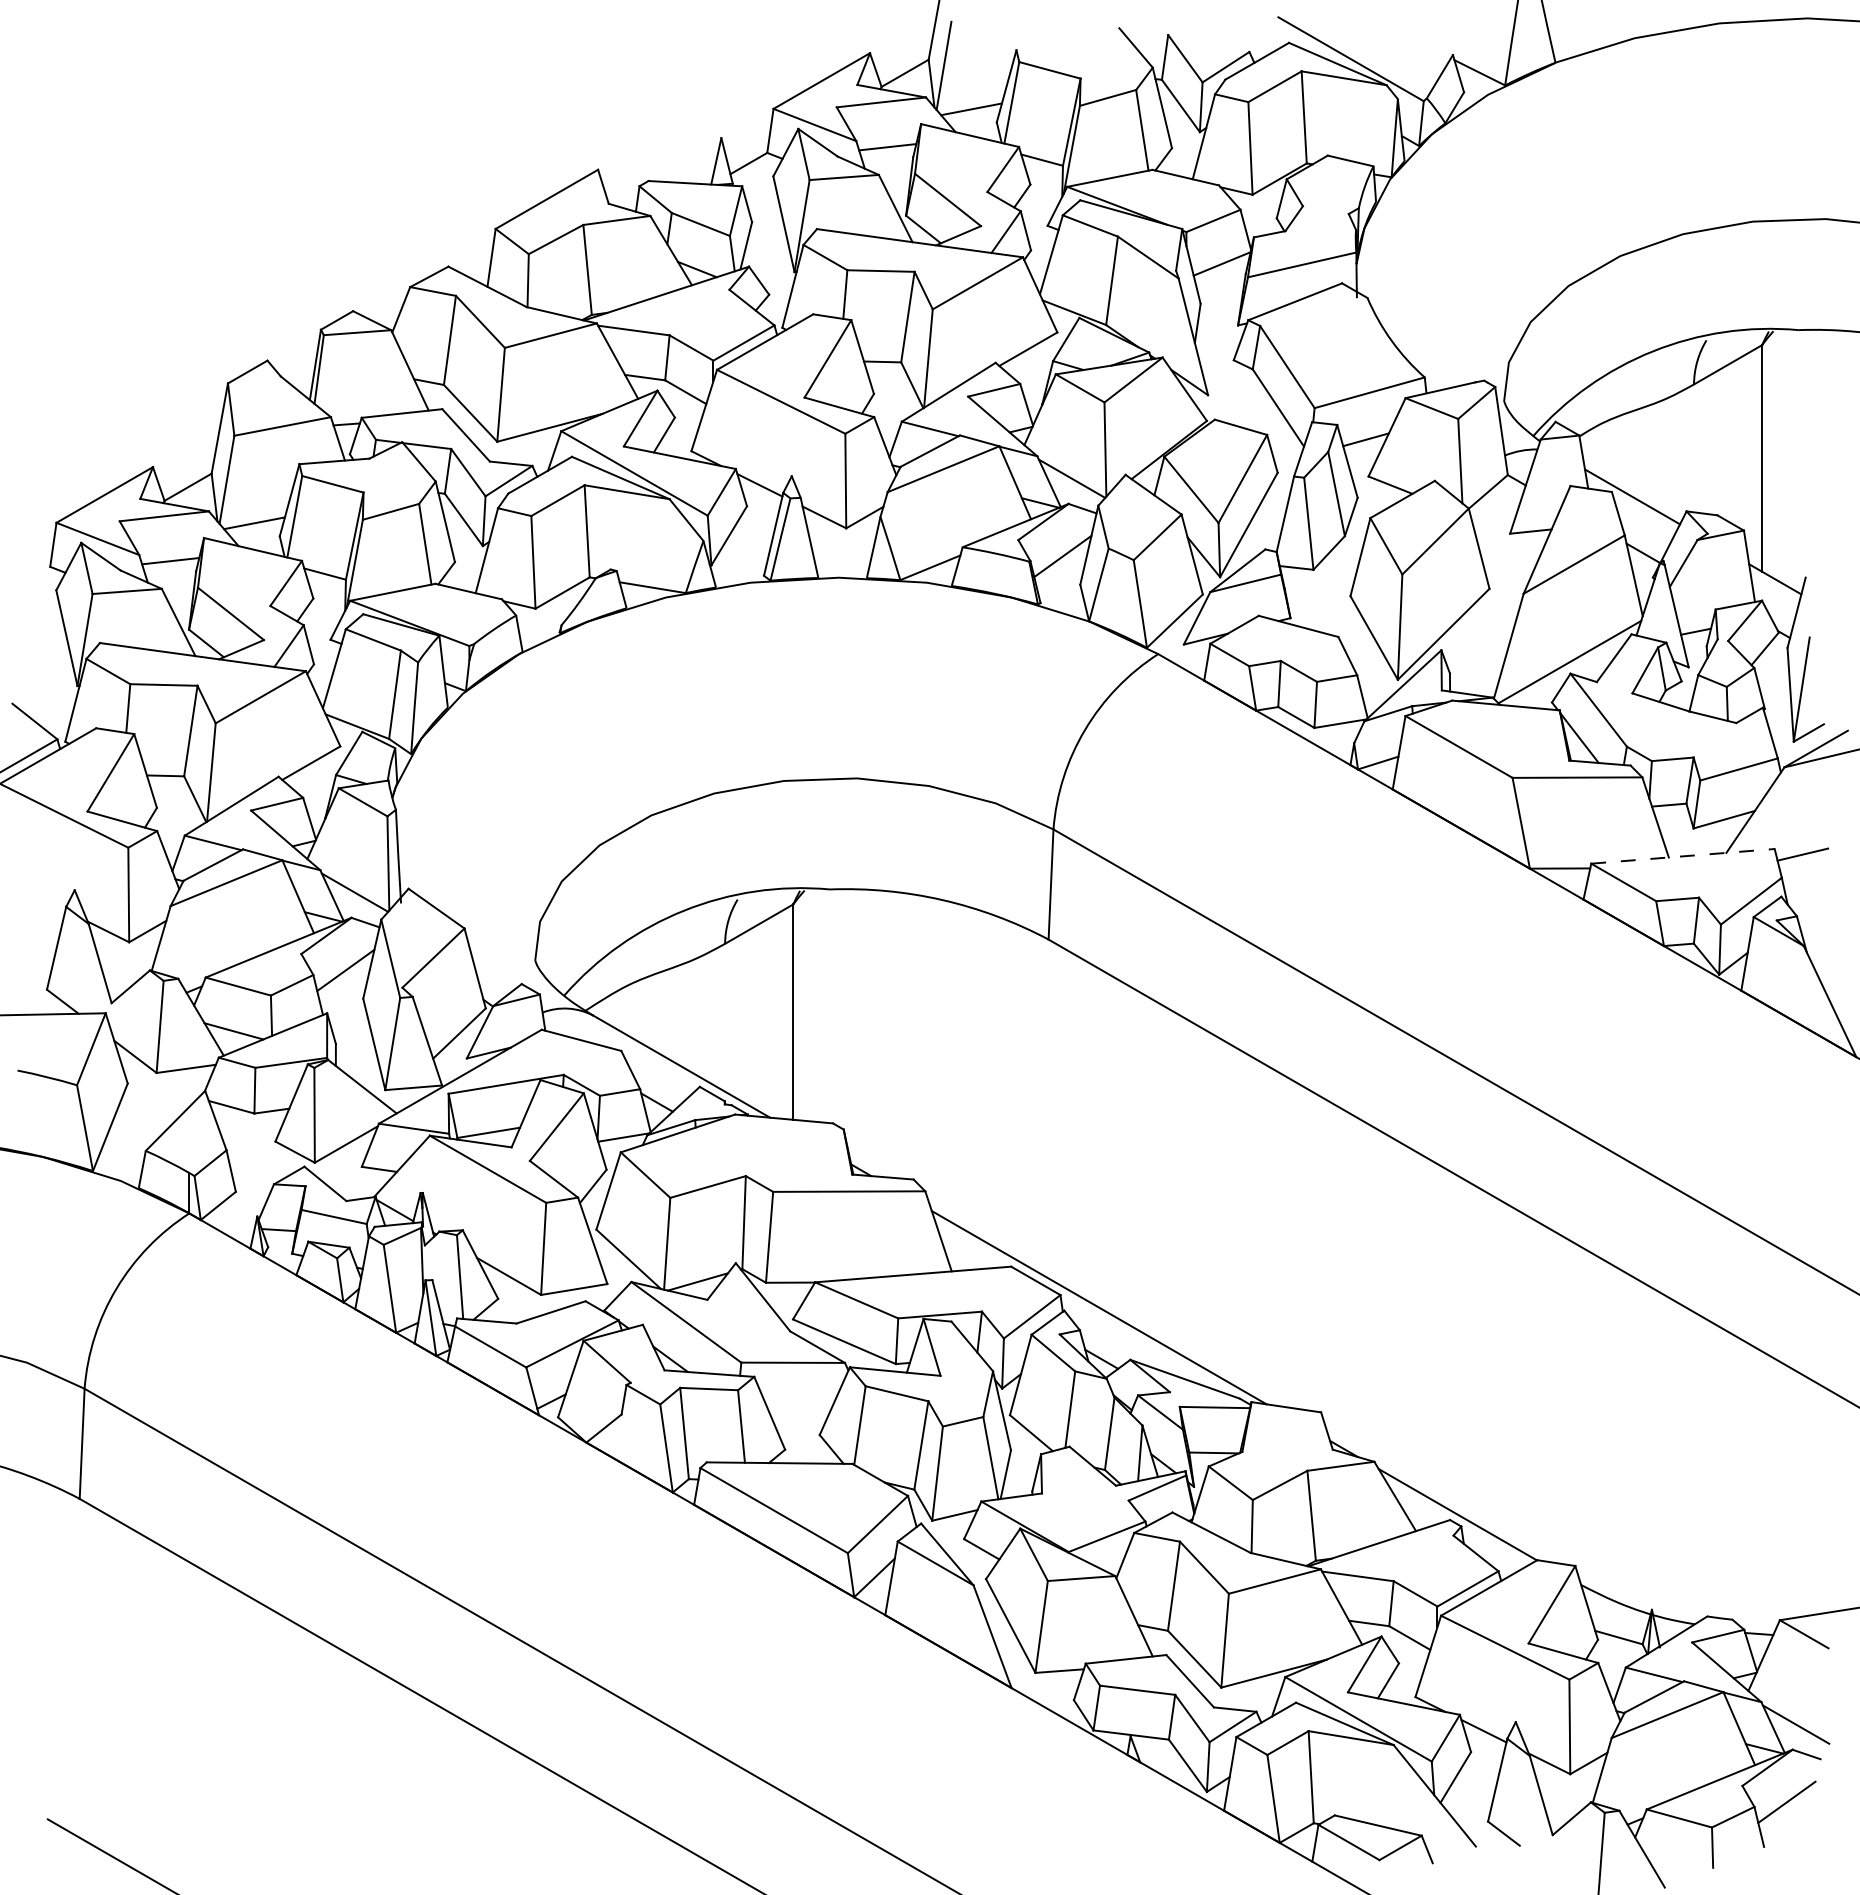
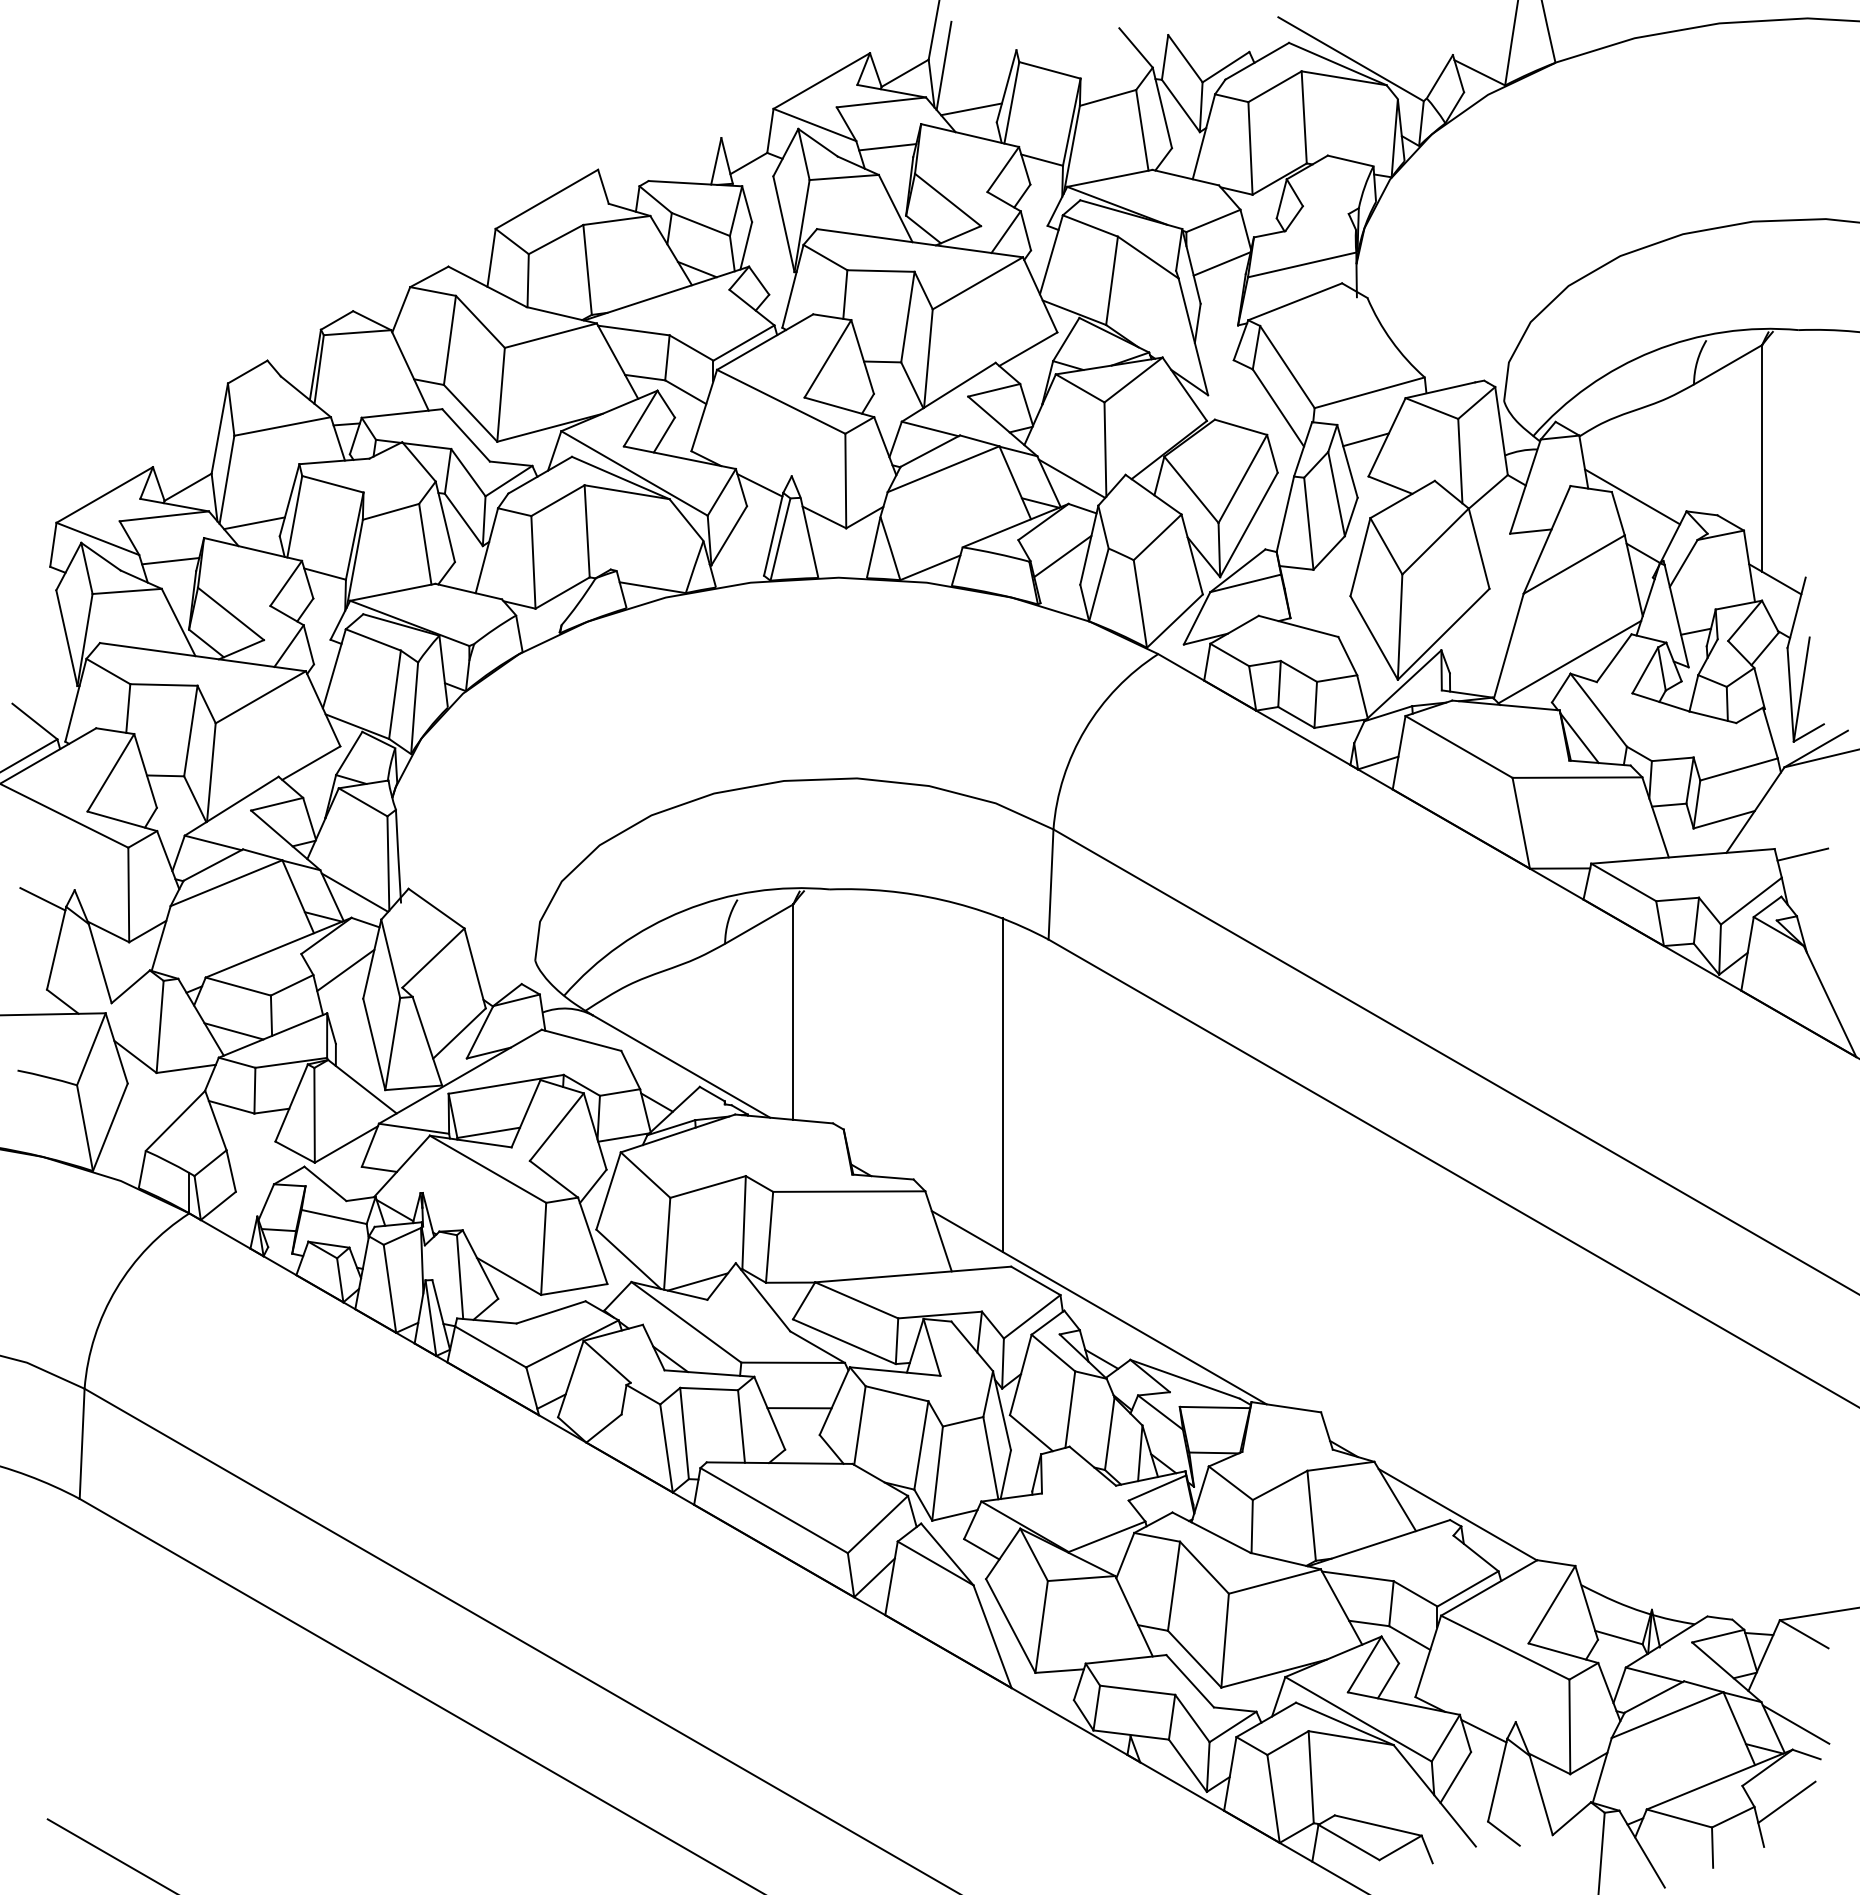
line: dashed -> solid (1683, 856)
line: none -> present (42, 899)
line: none -> present (1002, 1084)
line: none -> present (799, 1408)
